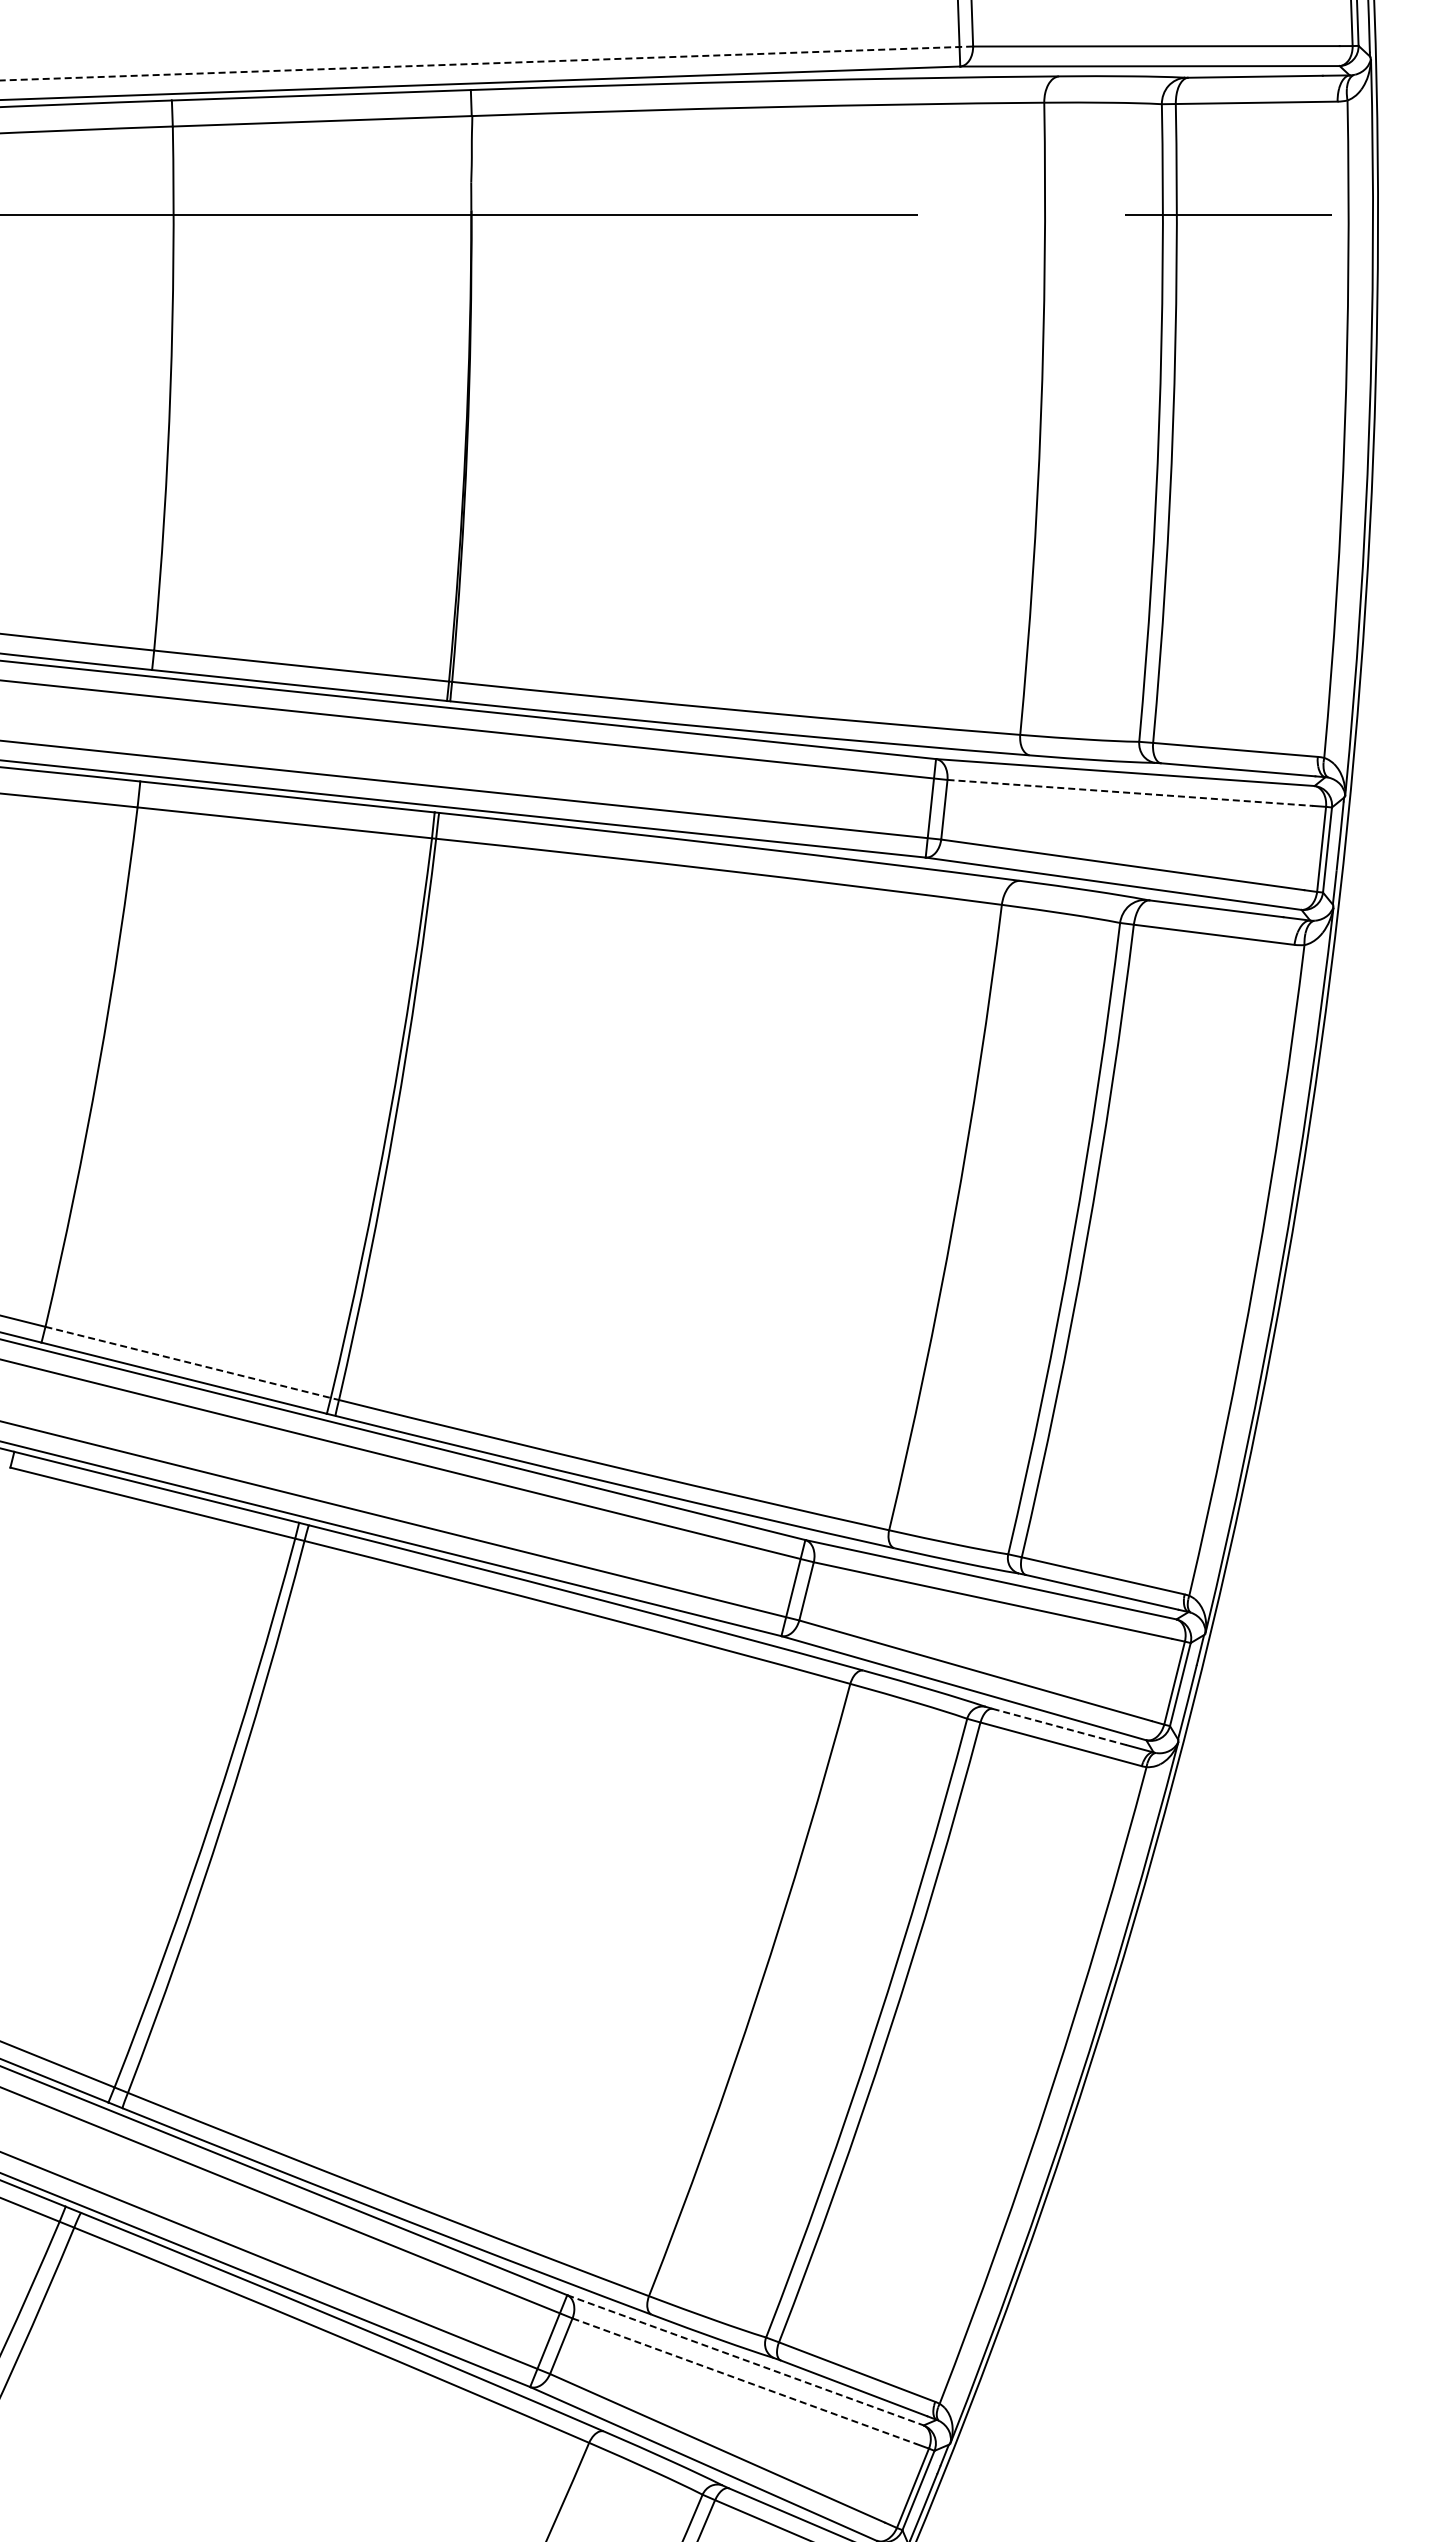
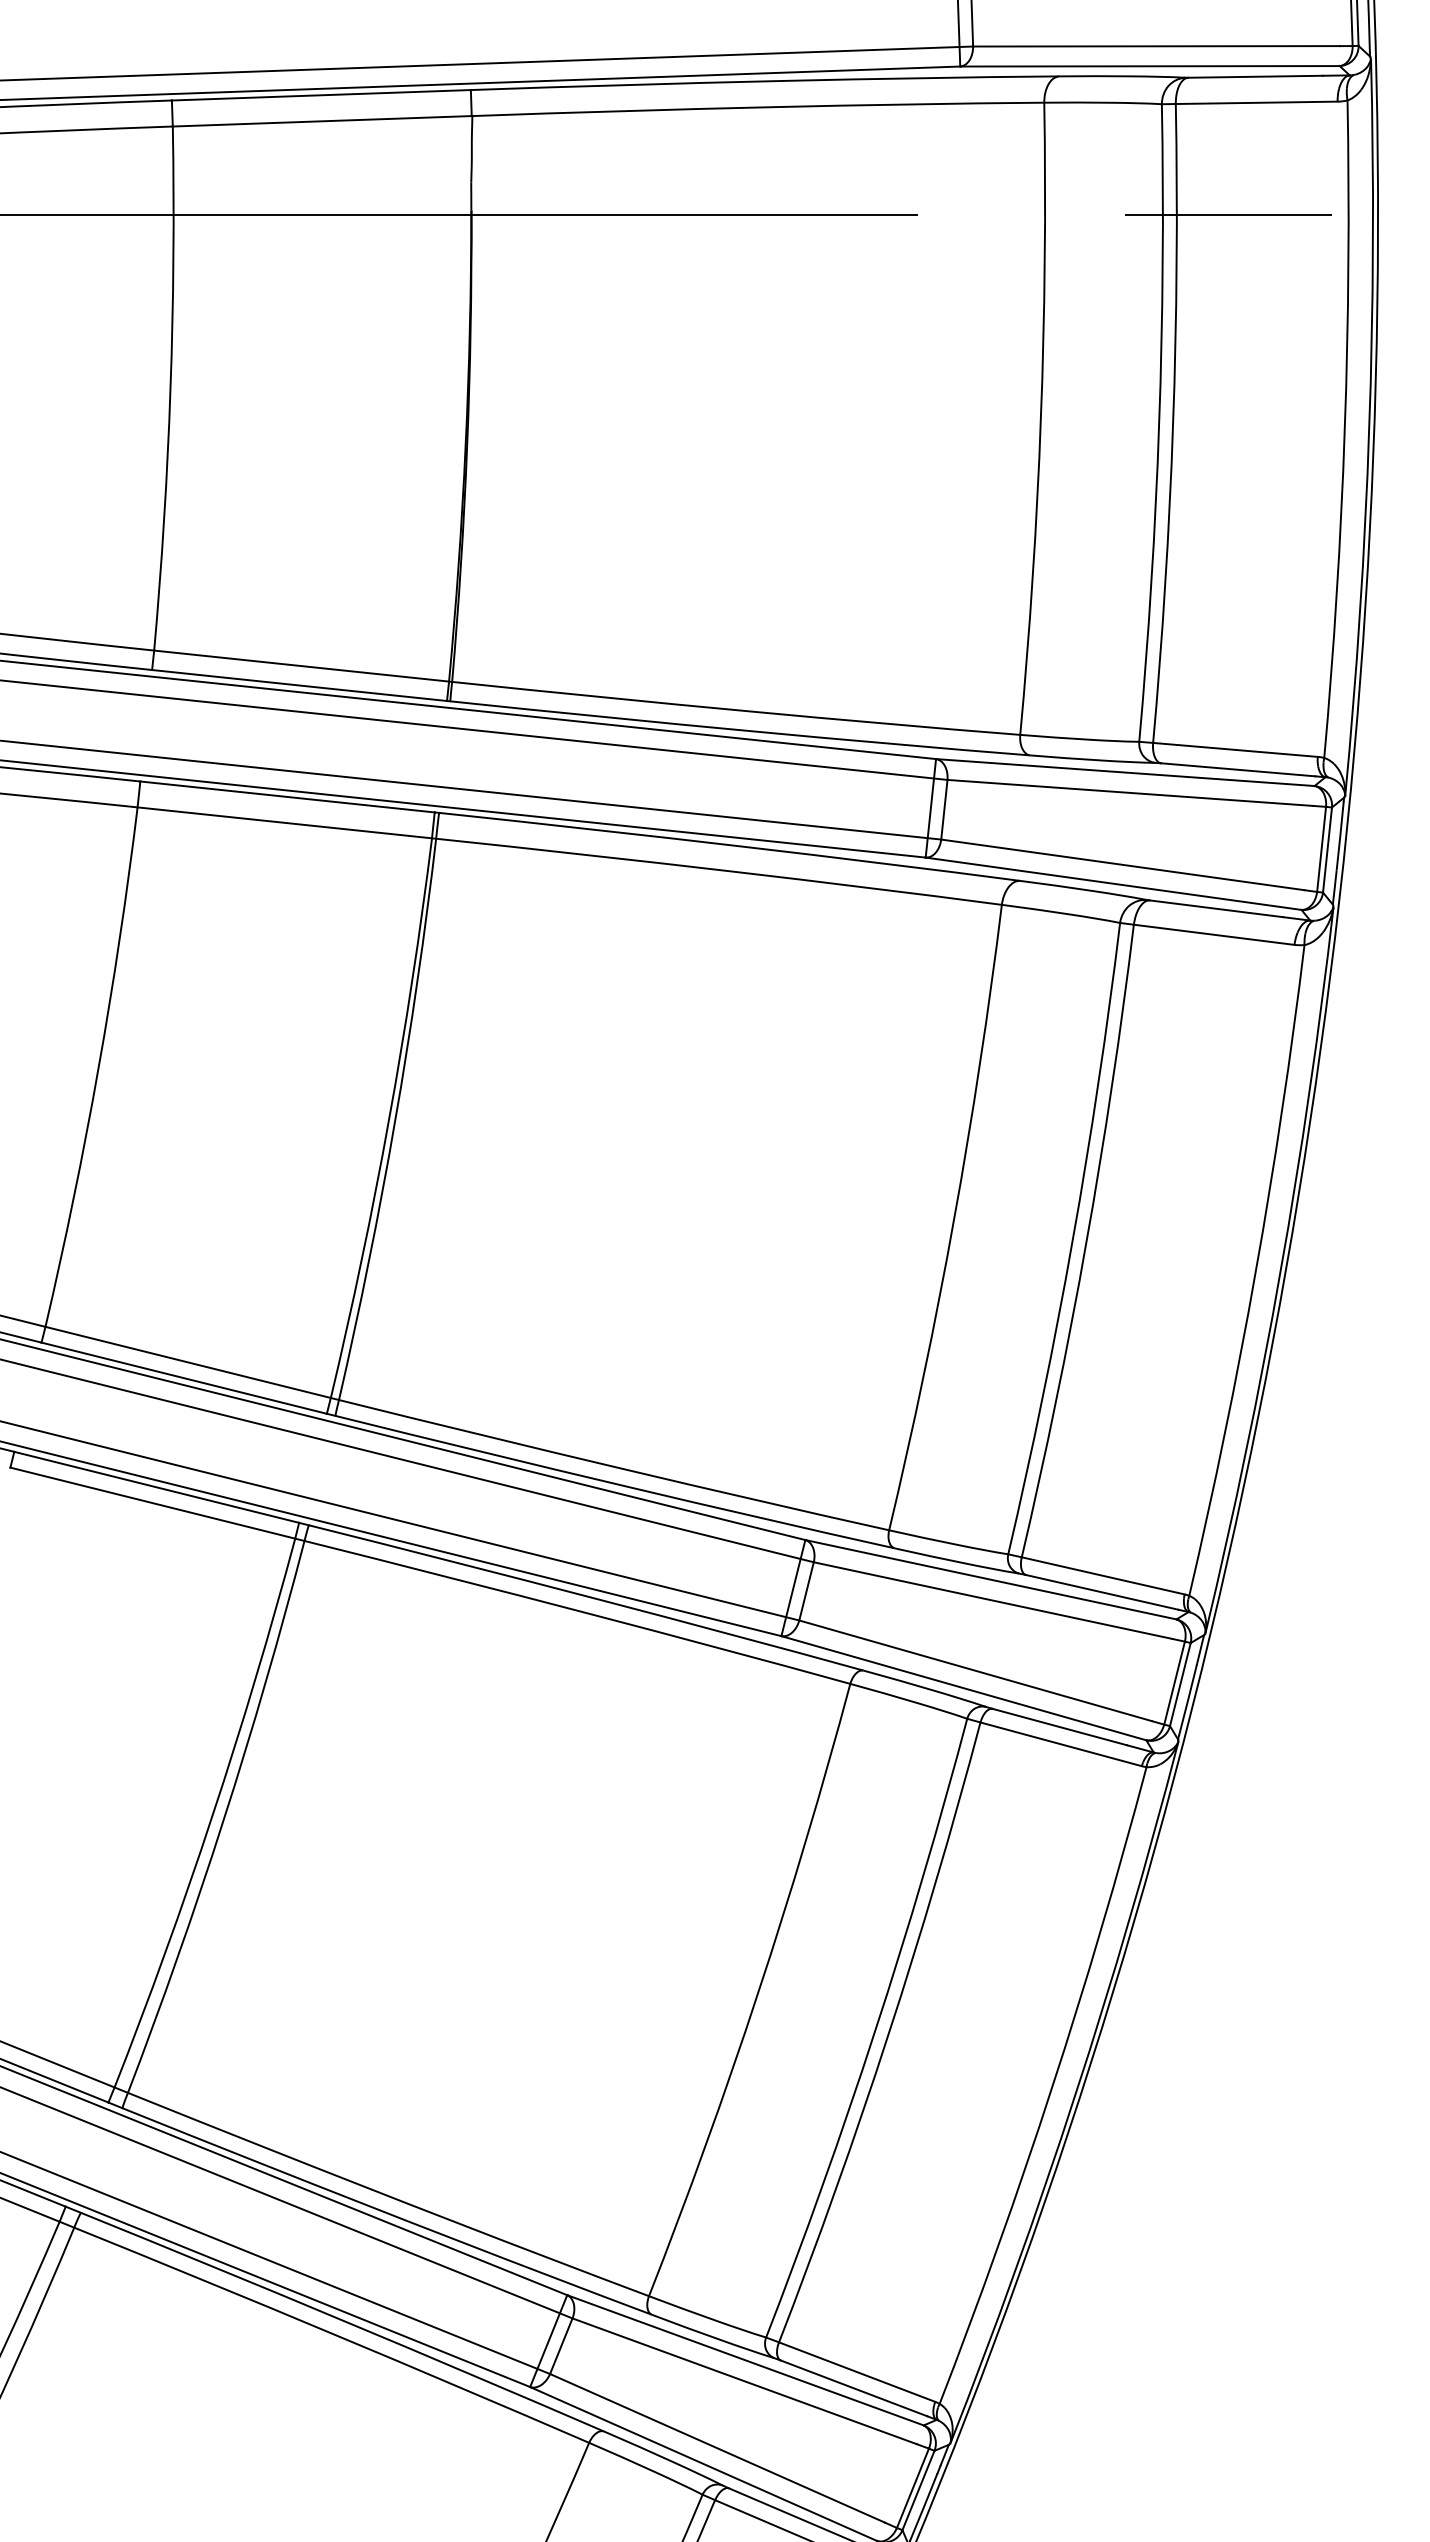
line: dashed -> solid (486, 63)
line: dashed -> solid (1130, 792)
line: dashed -> solid (192, 1363)
line: dashed -> solid (1059, 1727)
line: dashed -> solid (745, 2360)
line: dashed -> solid (745, 2381)
